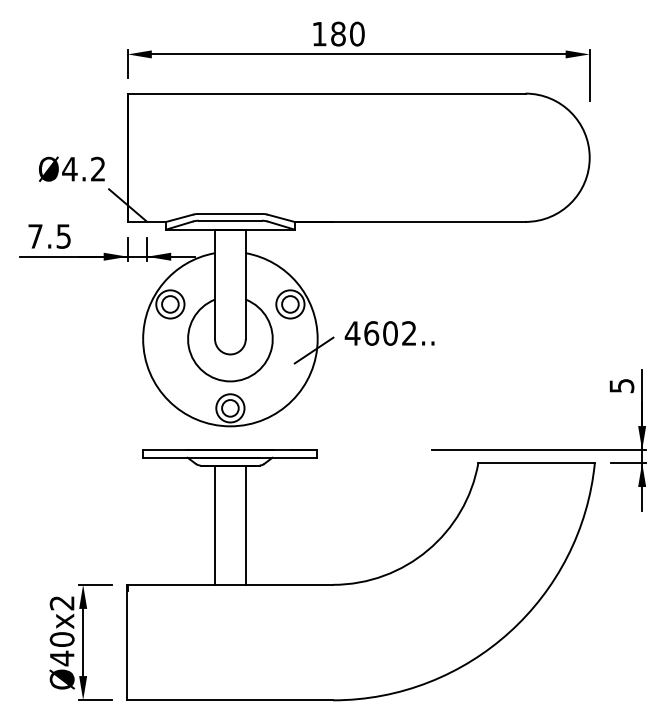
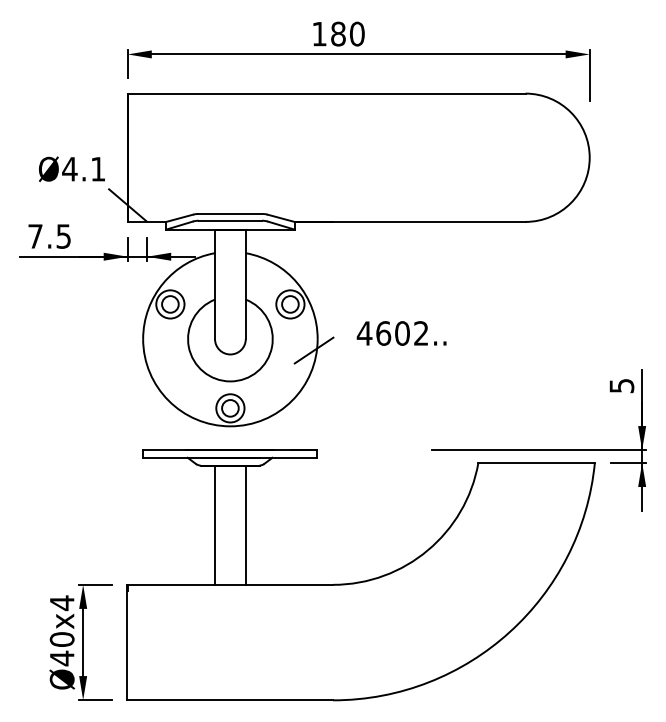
text: Ø4.2 -> Ø4.1 (97, 168)
text position: (389, 333) -> (401, 333) (401, 333)
text: Ø40x2 -> Ø40x4 (61, 603)
